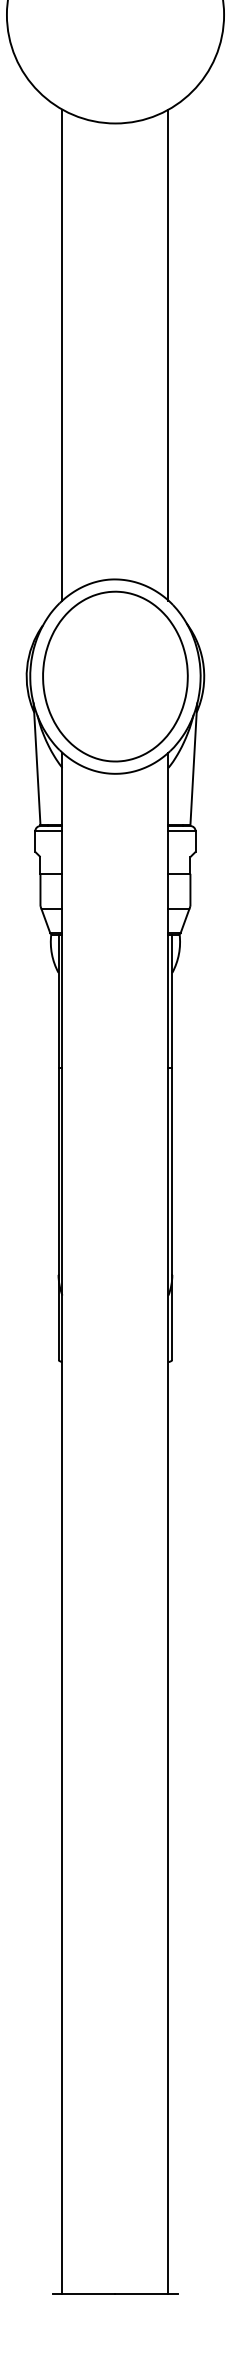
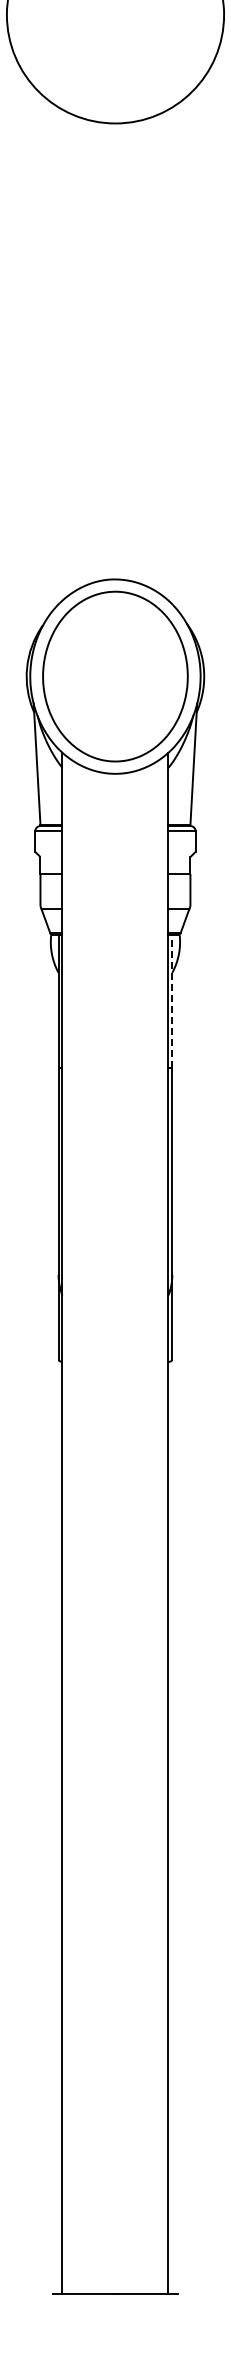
line: present -> none (62, 354)
line: present -> none (168, 354)
line: solid -> dashed (172, 1001)
